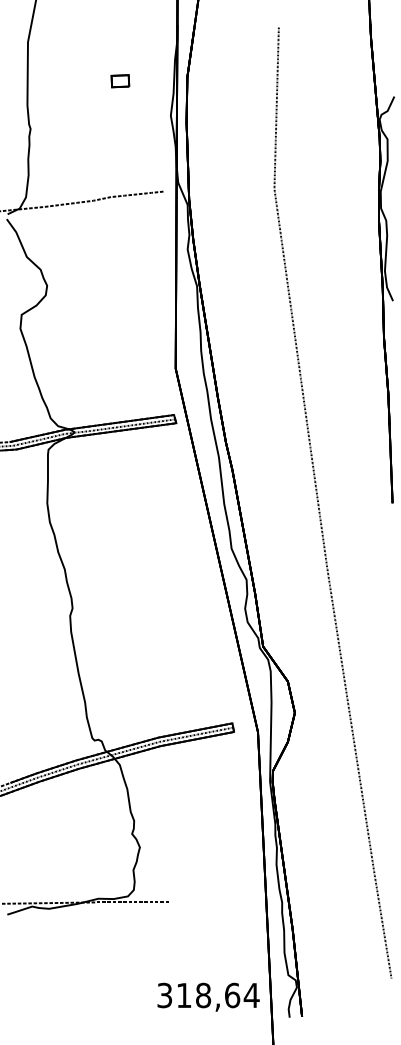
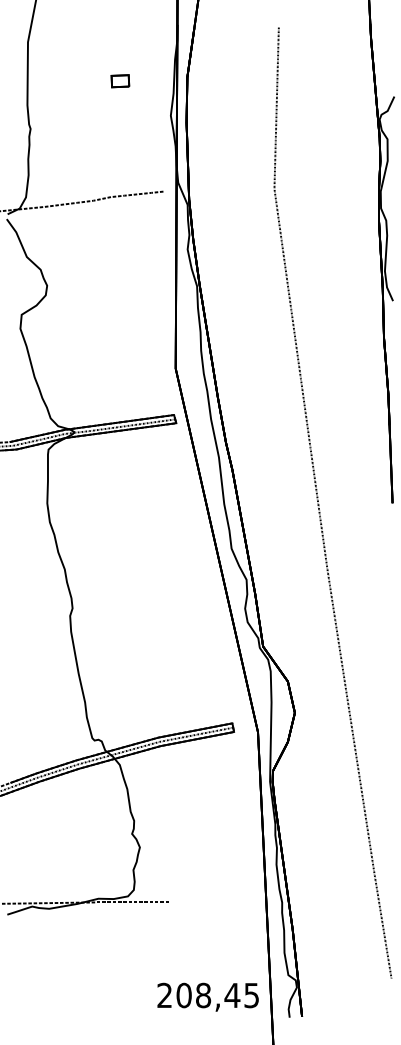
text: 318,64 -> 208,45 (208, 995)
